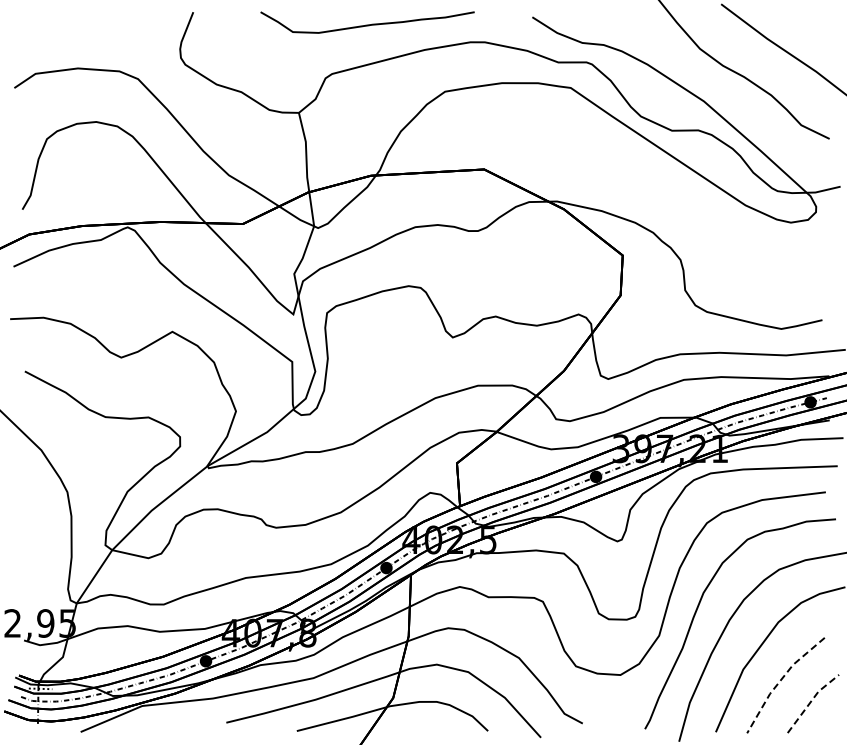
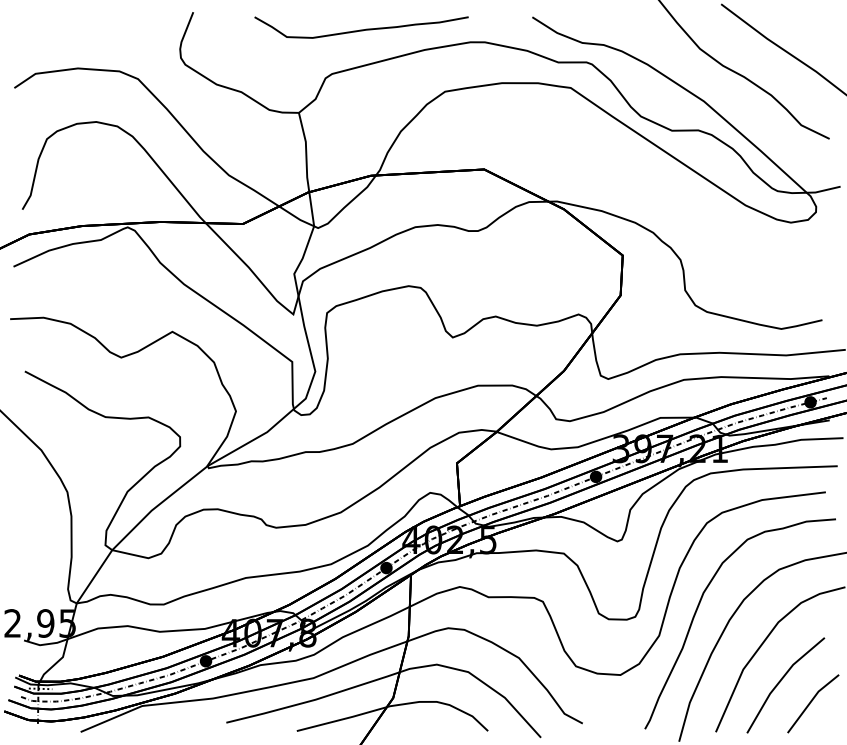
curve position: (367, 24) -> (361, 29) (361, 29)
line: dashed -> solid (780, 680)
line: dashed -> solid (811, 701)
